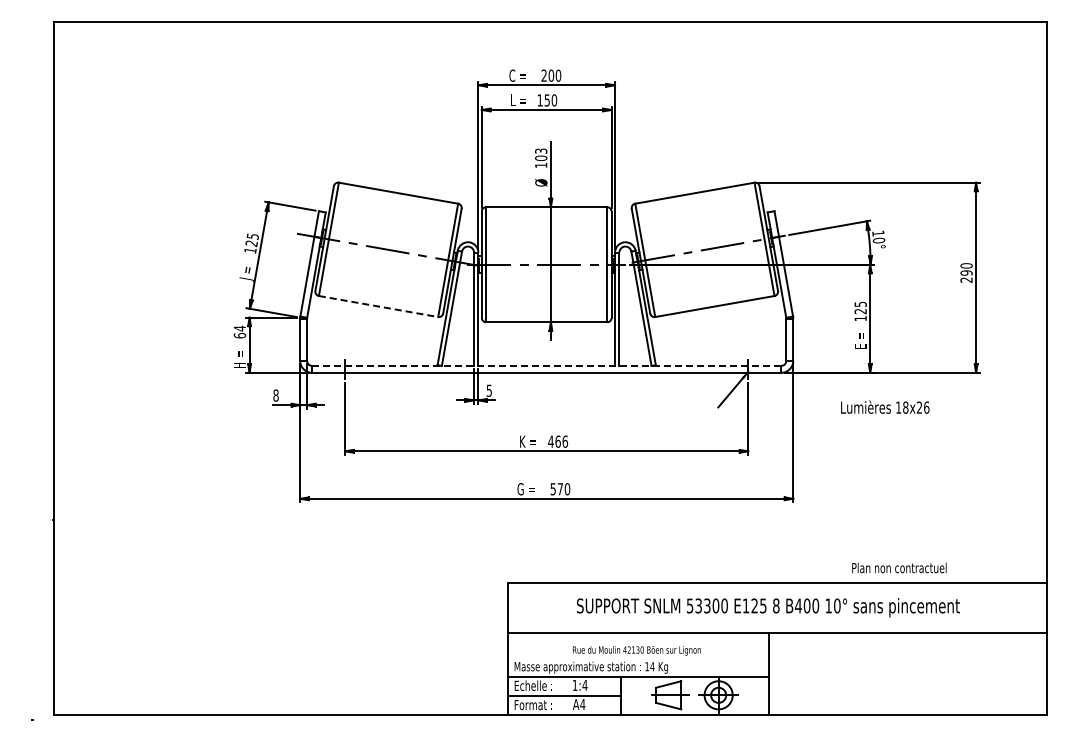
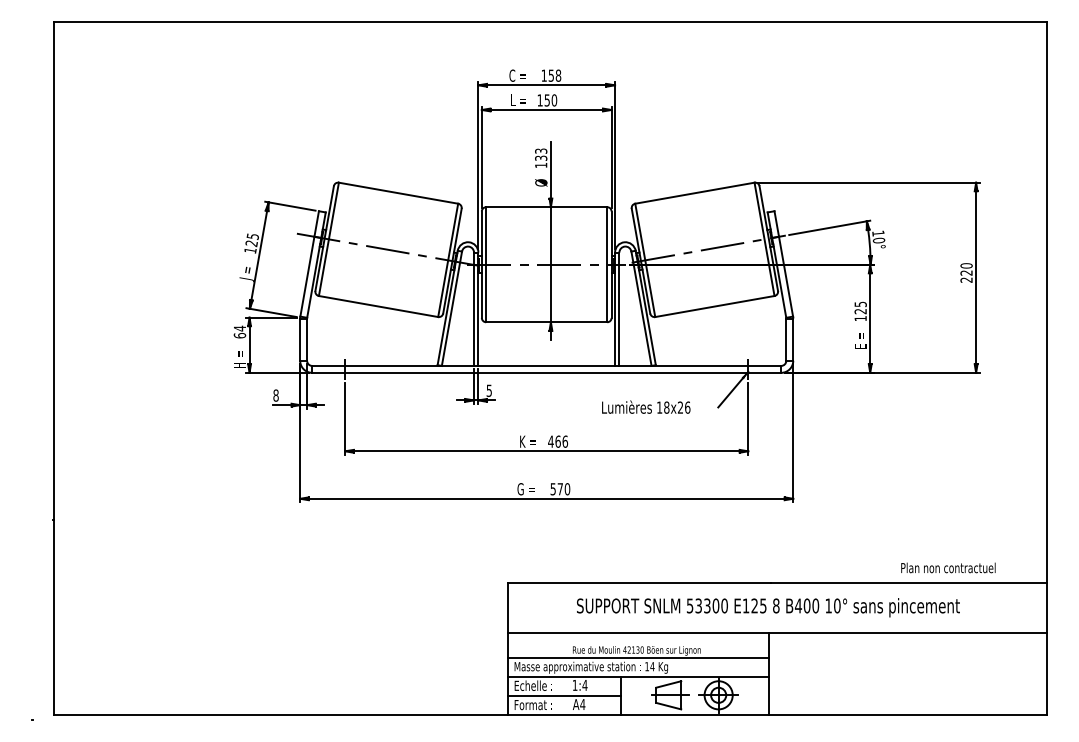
text: 200 -> 158 (551, 75)
text: 103 -> 133 (541, 158)
text: 290 -> 220 (966, 272)
line: dashed -> solid (378, 306)
line: dashed -> solid (547, 365)
text position: (885, 406) -> (646, 406) (646, 406)
text position: (899, 567) -> (948, 567) (948, 567)
line: none -> present (638, 657)
